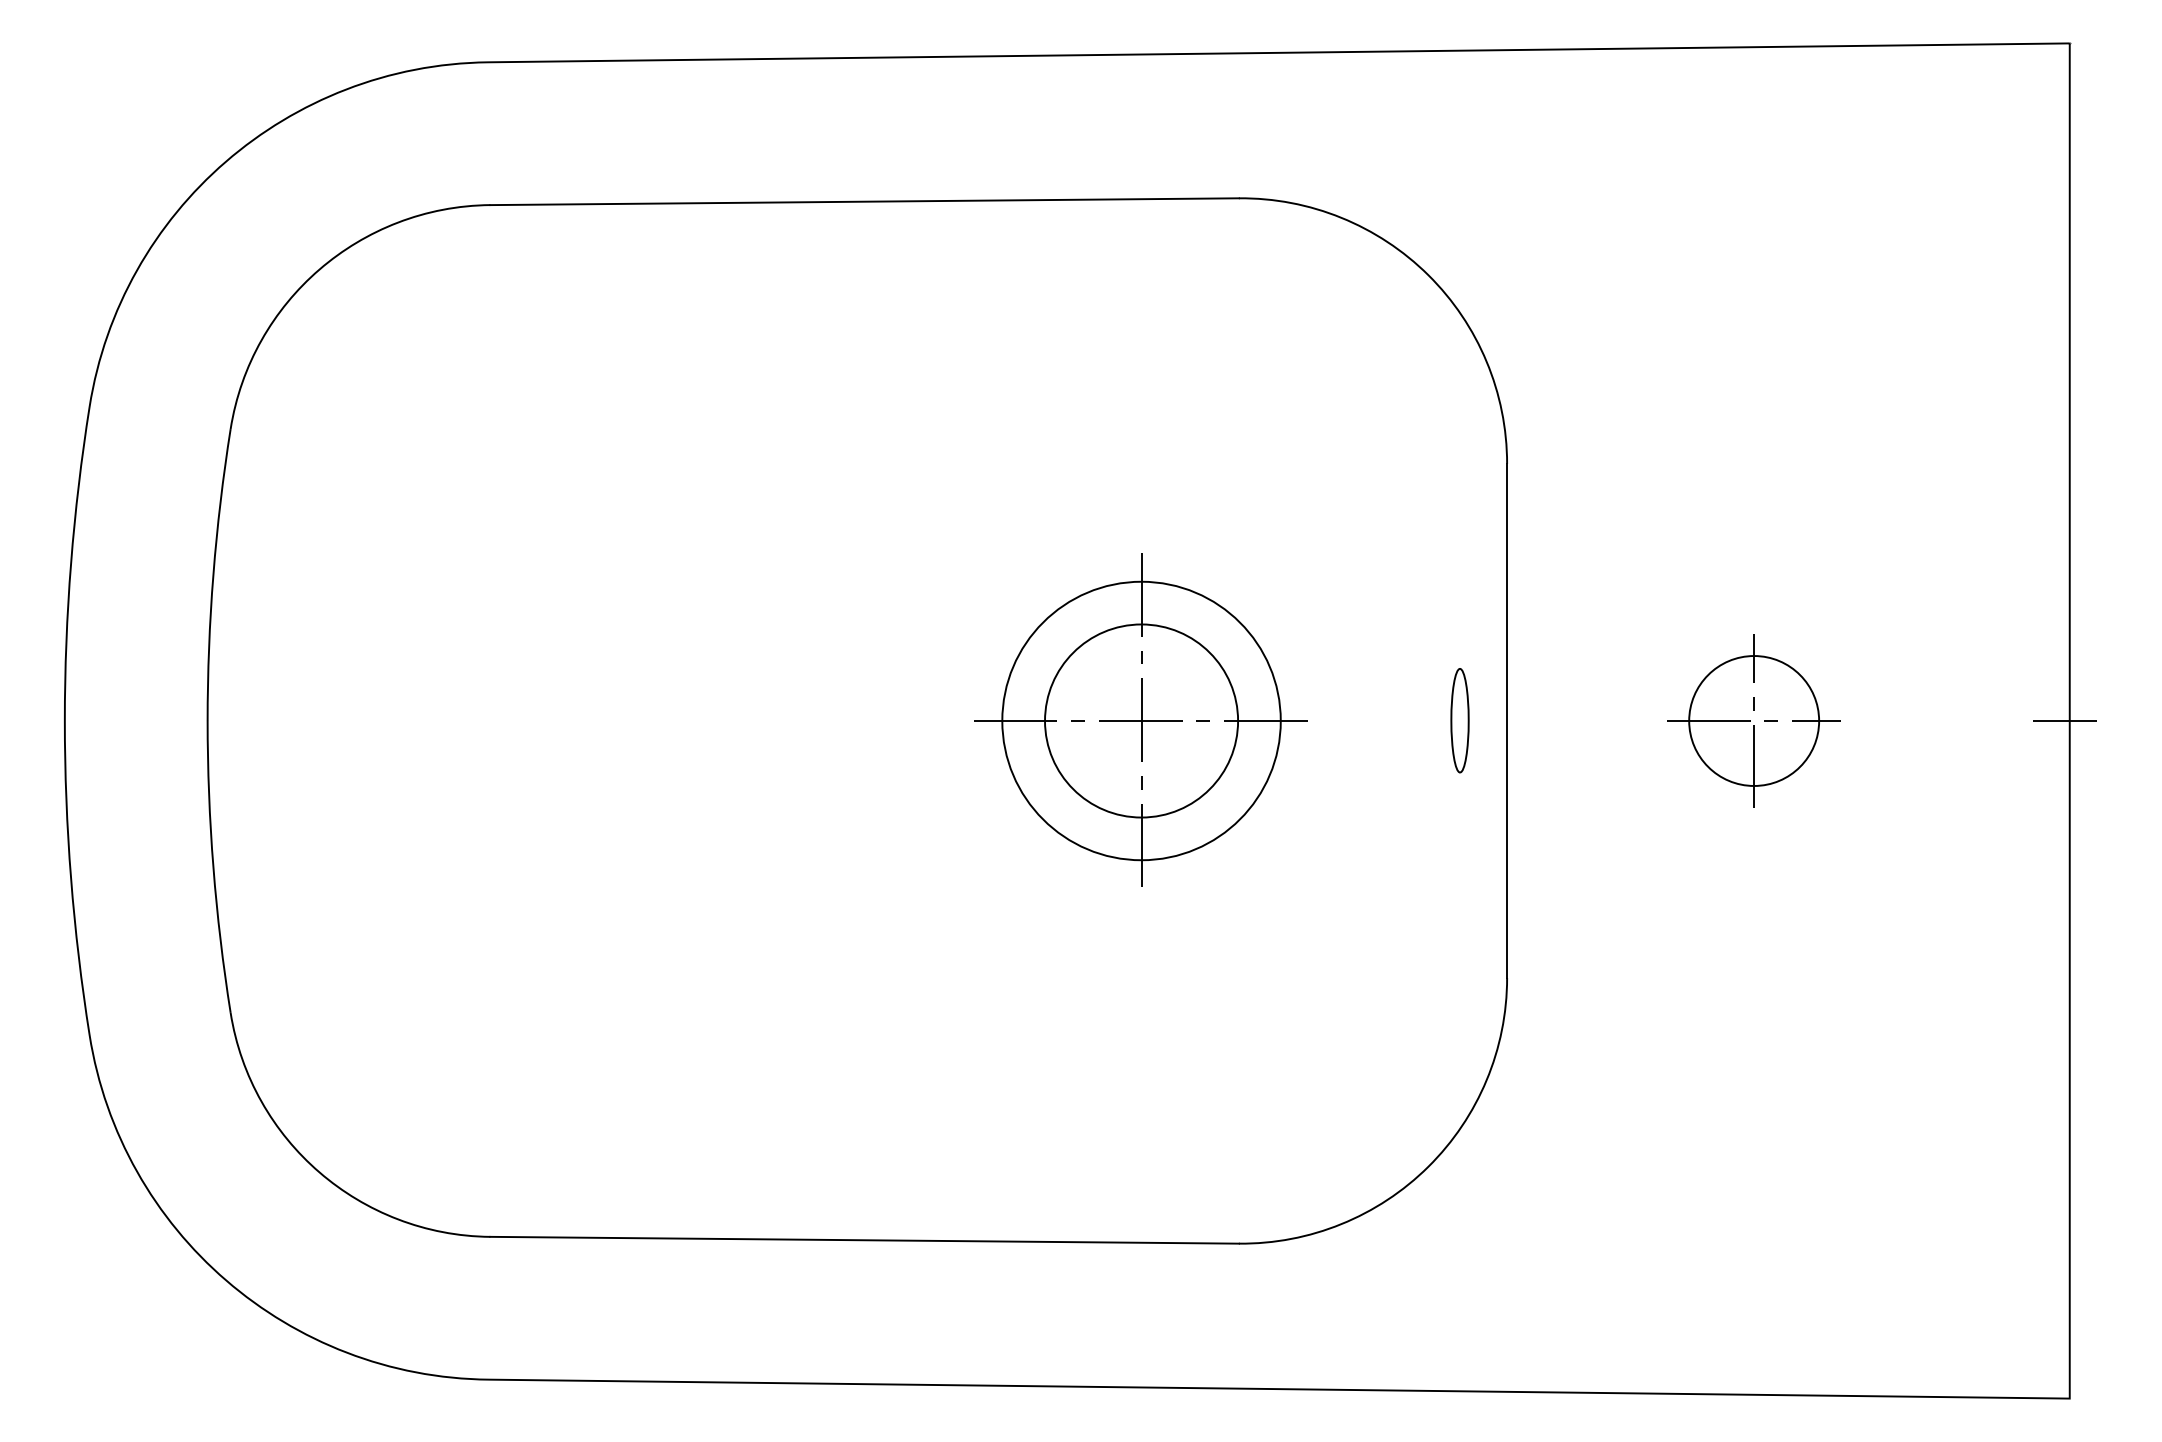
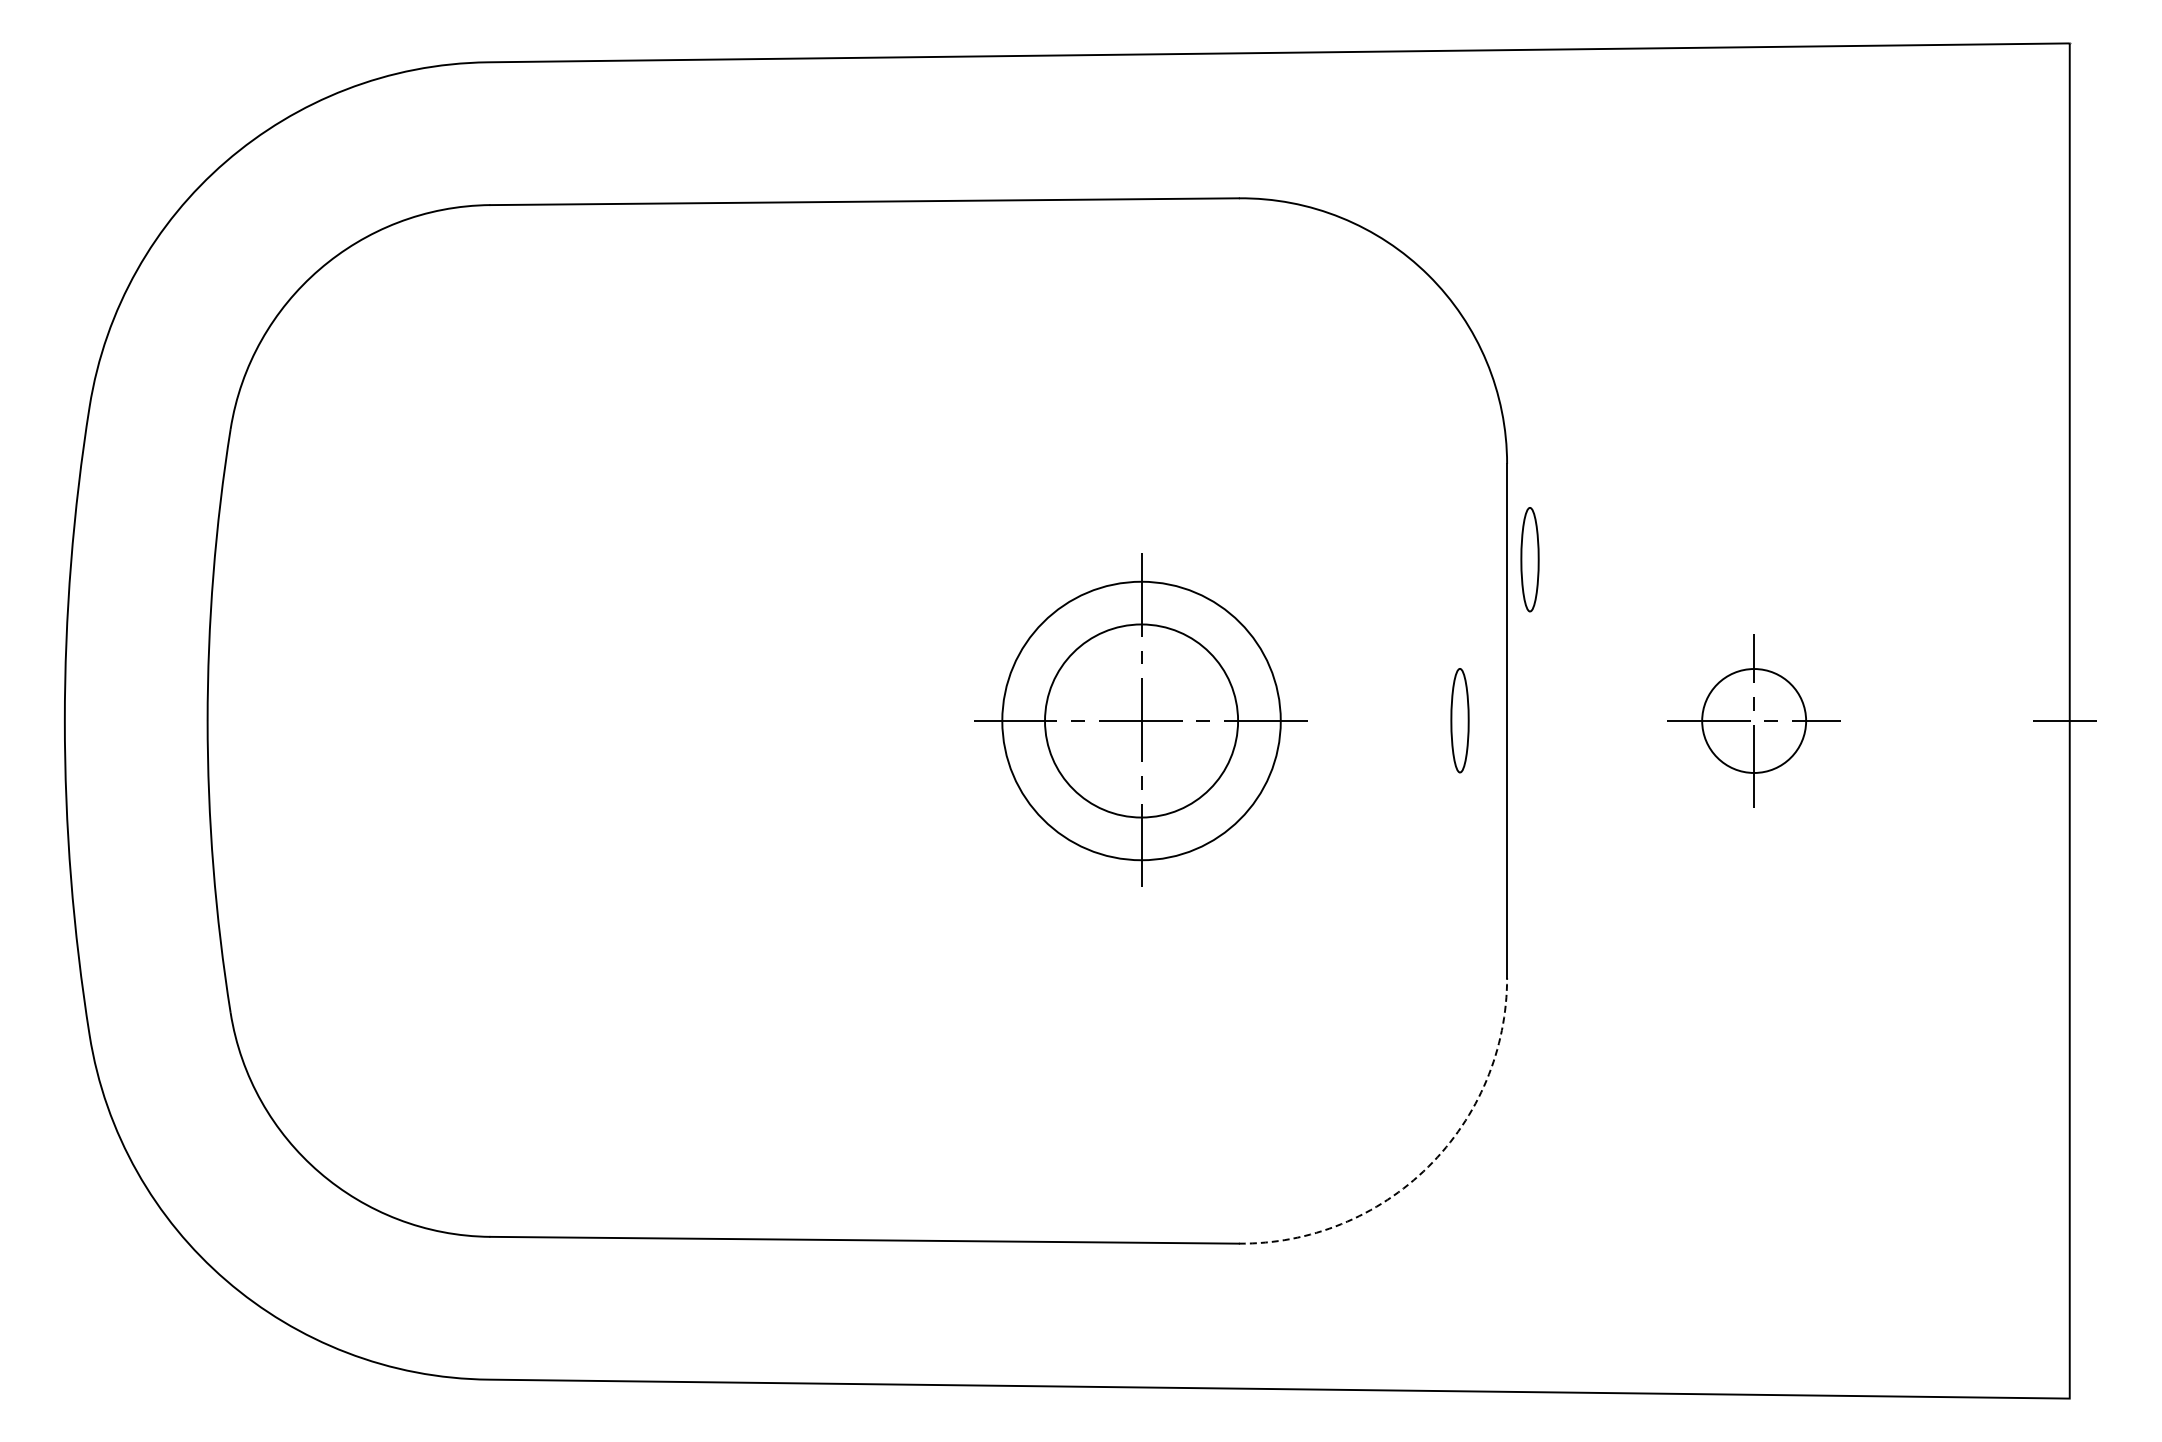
part: none -> present (1529, 559)
circle diameter: 130 px -> 104 px (1754, 720)
arc: solid -> dashed (1428, 1166)
